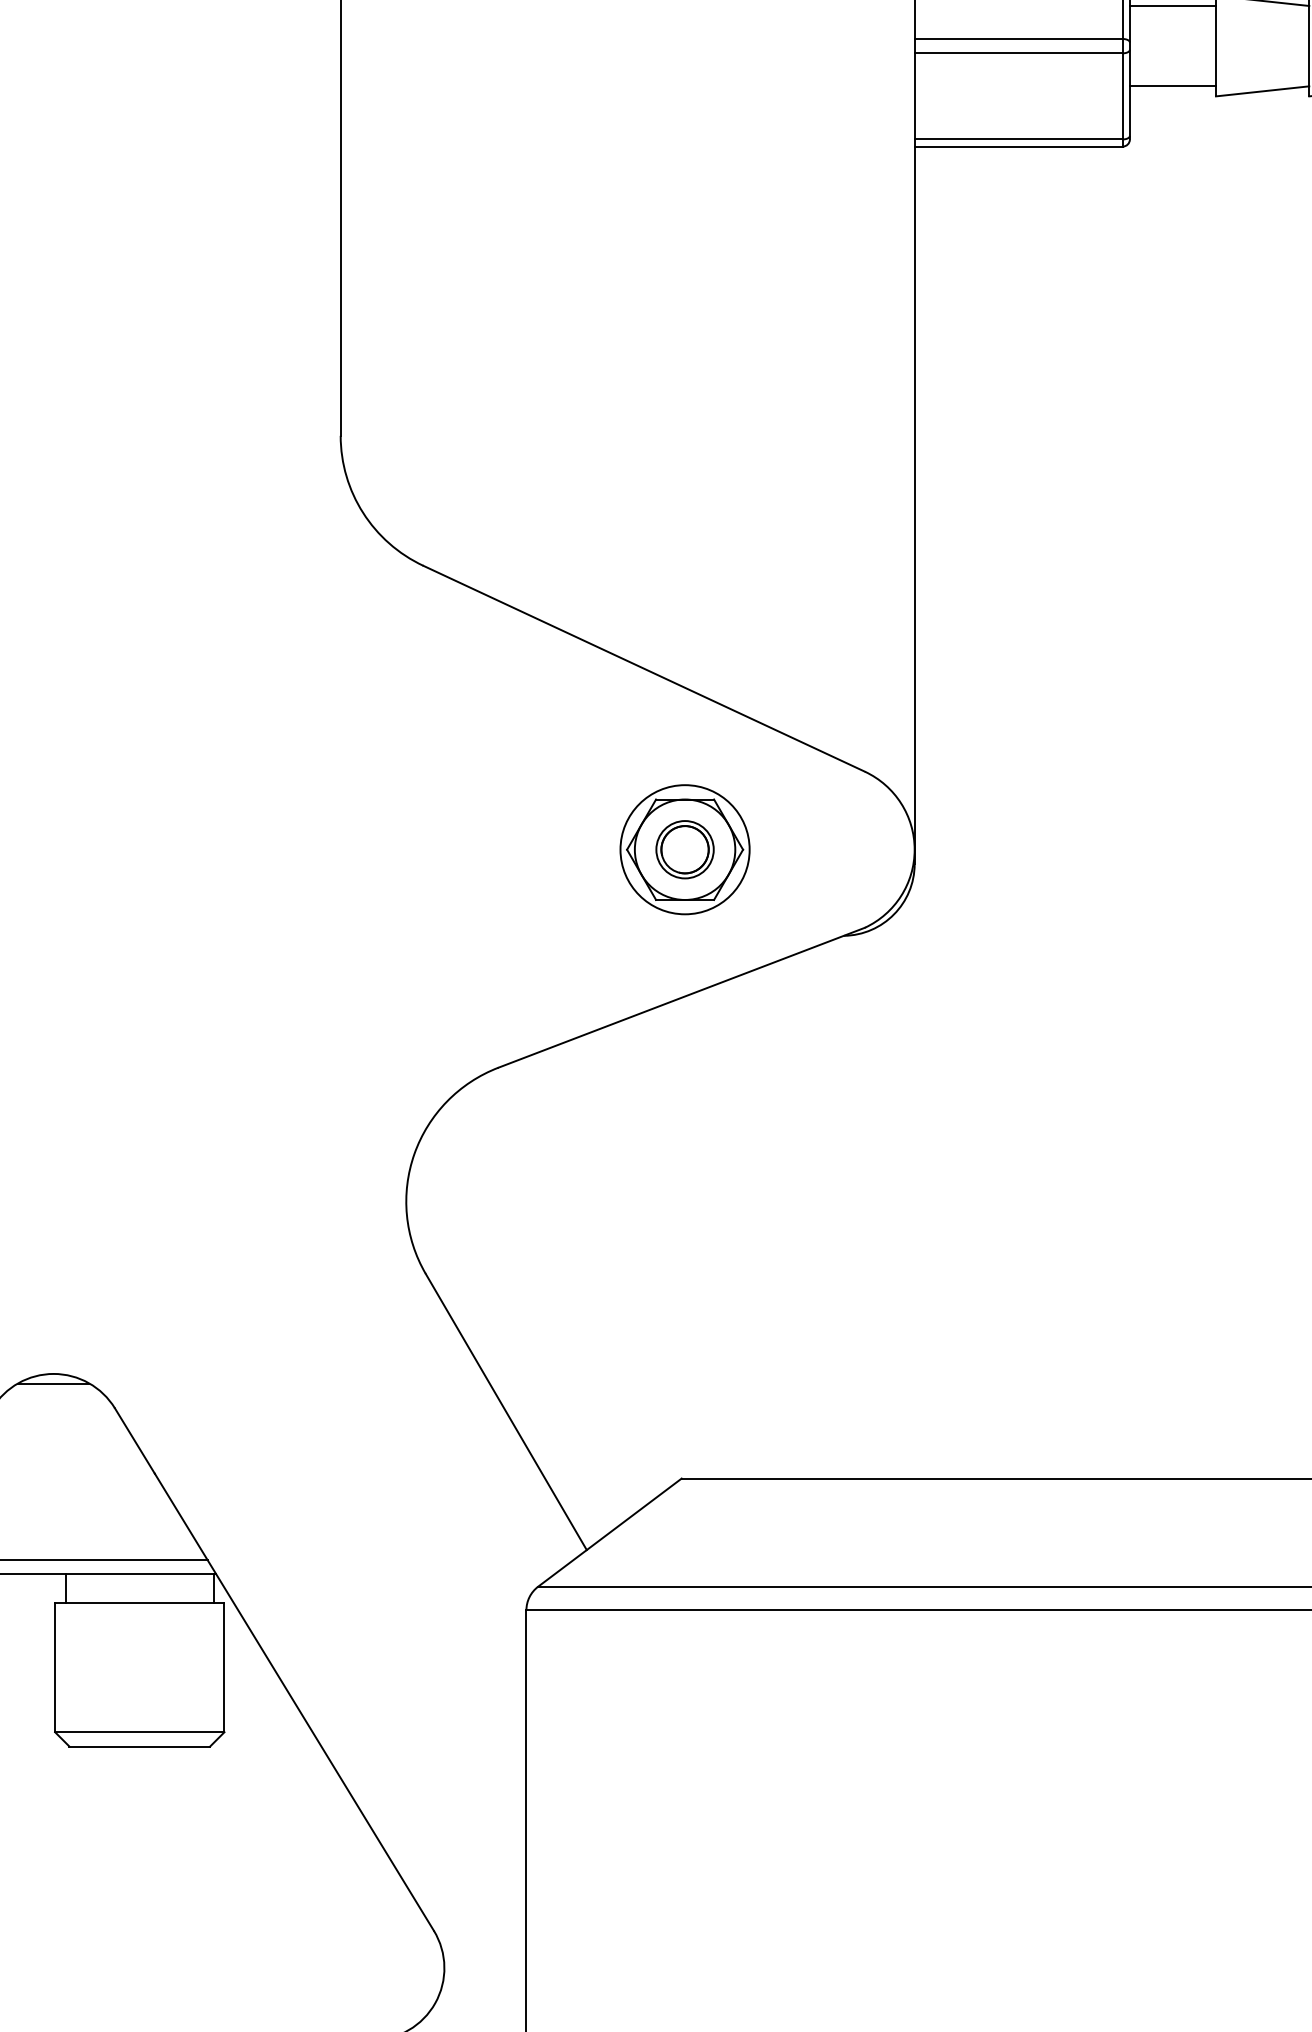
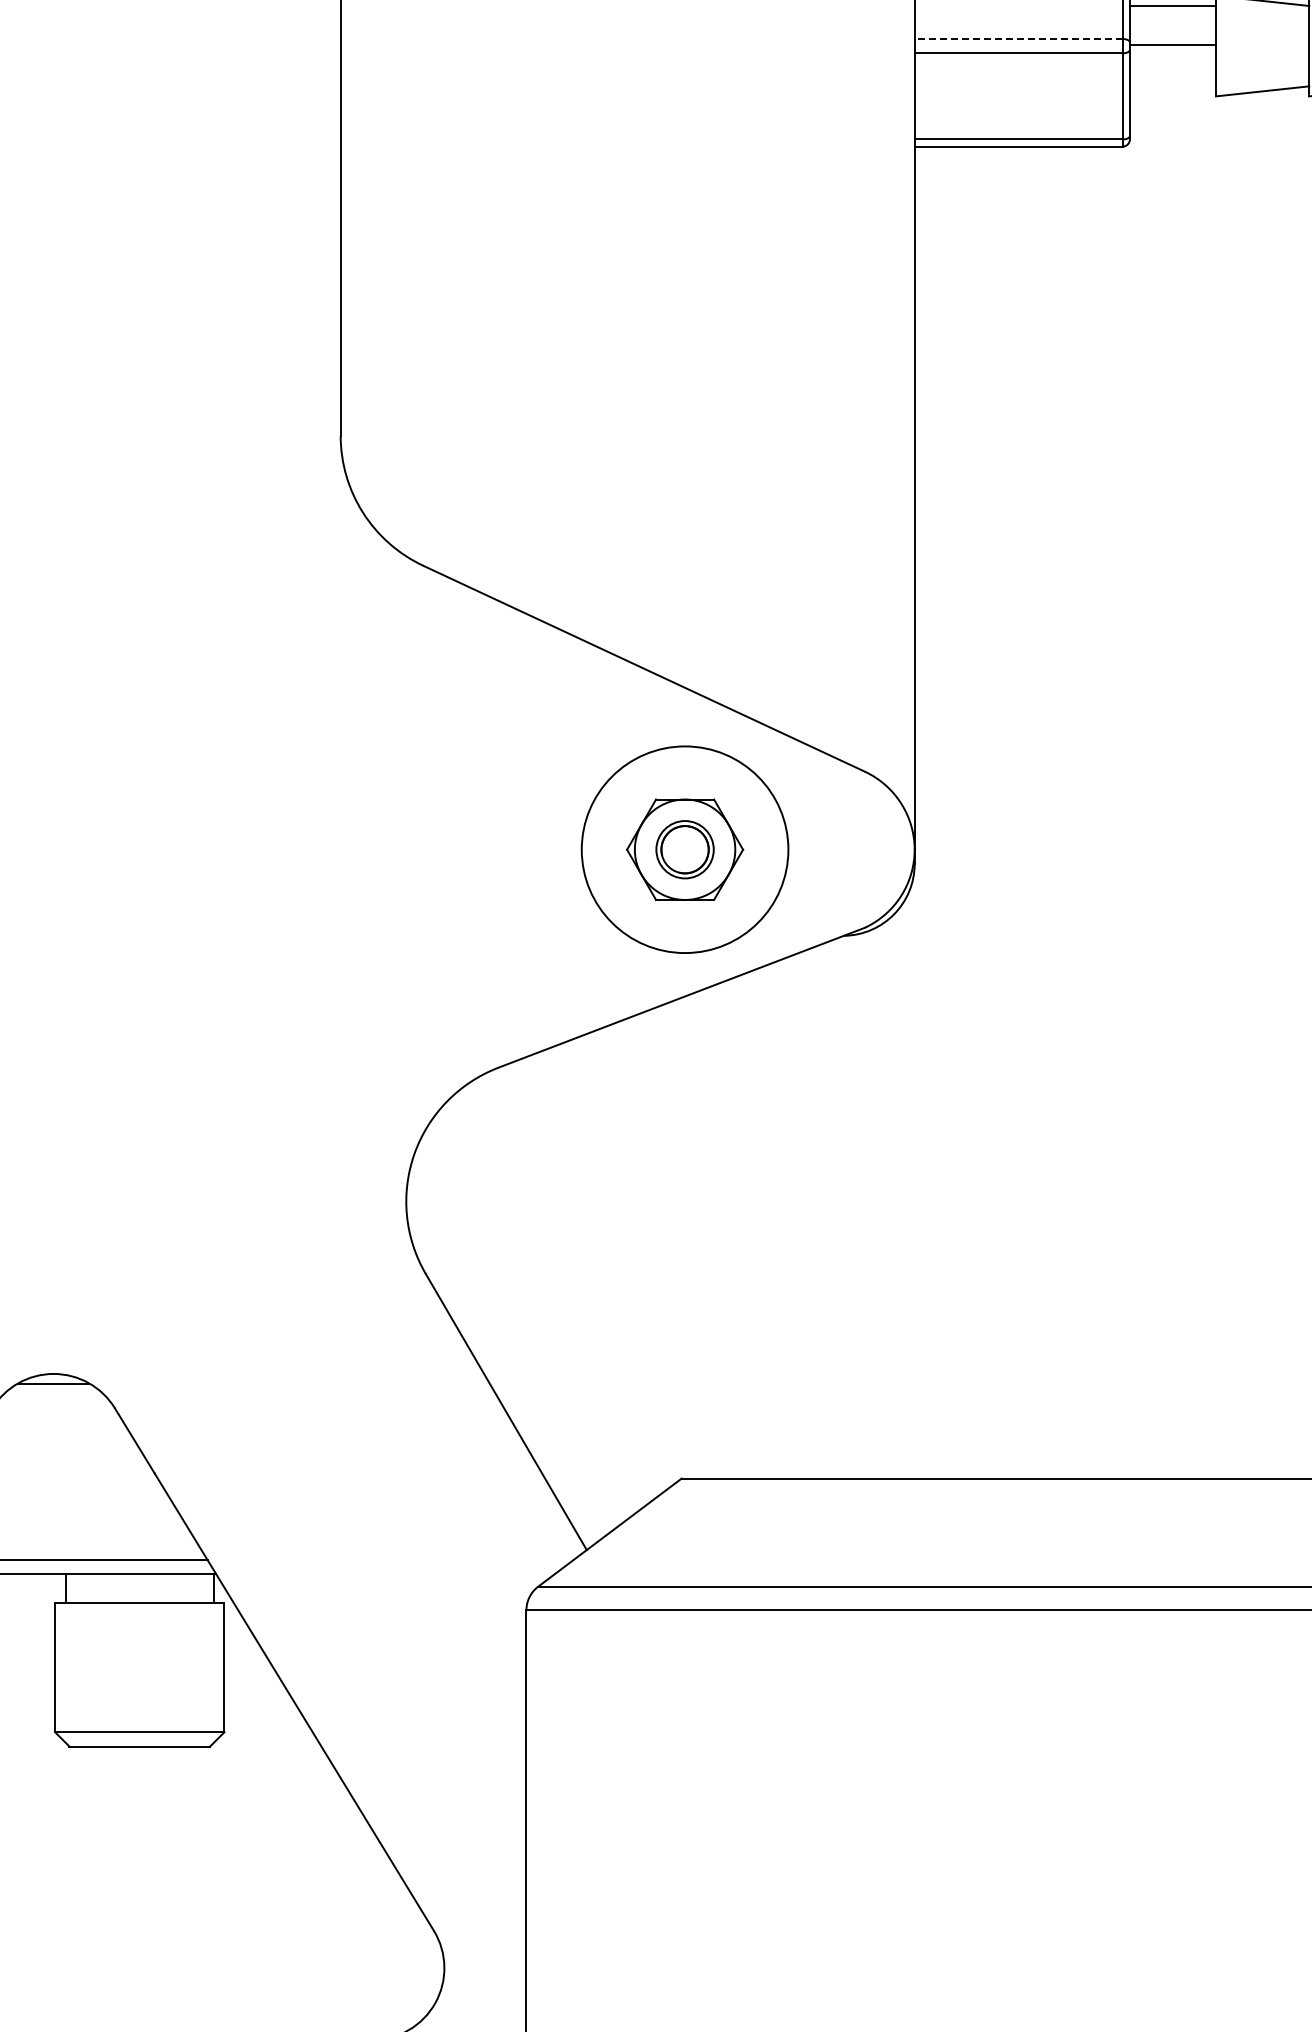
line: solid -> dashed (1018, 39)
line position: (1172, 86) -> (1172, 45) (1172, 45)
circle diameter: 129 px -> 207 px (684, 849)
